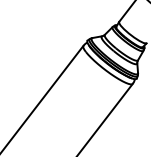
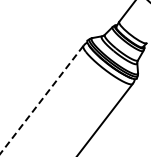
line: solid -> dashed (41, 100)
